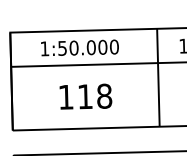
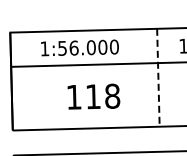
text: 1:50.000 -> 1:56.000 (73, 47)
line: solid -> dashed (158, 77)
text position: (85, 96) -> (93, 96) (93, 96)
